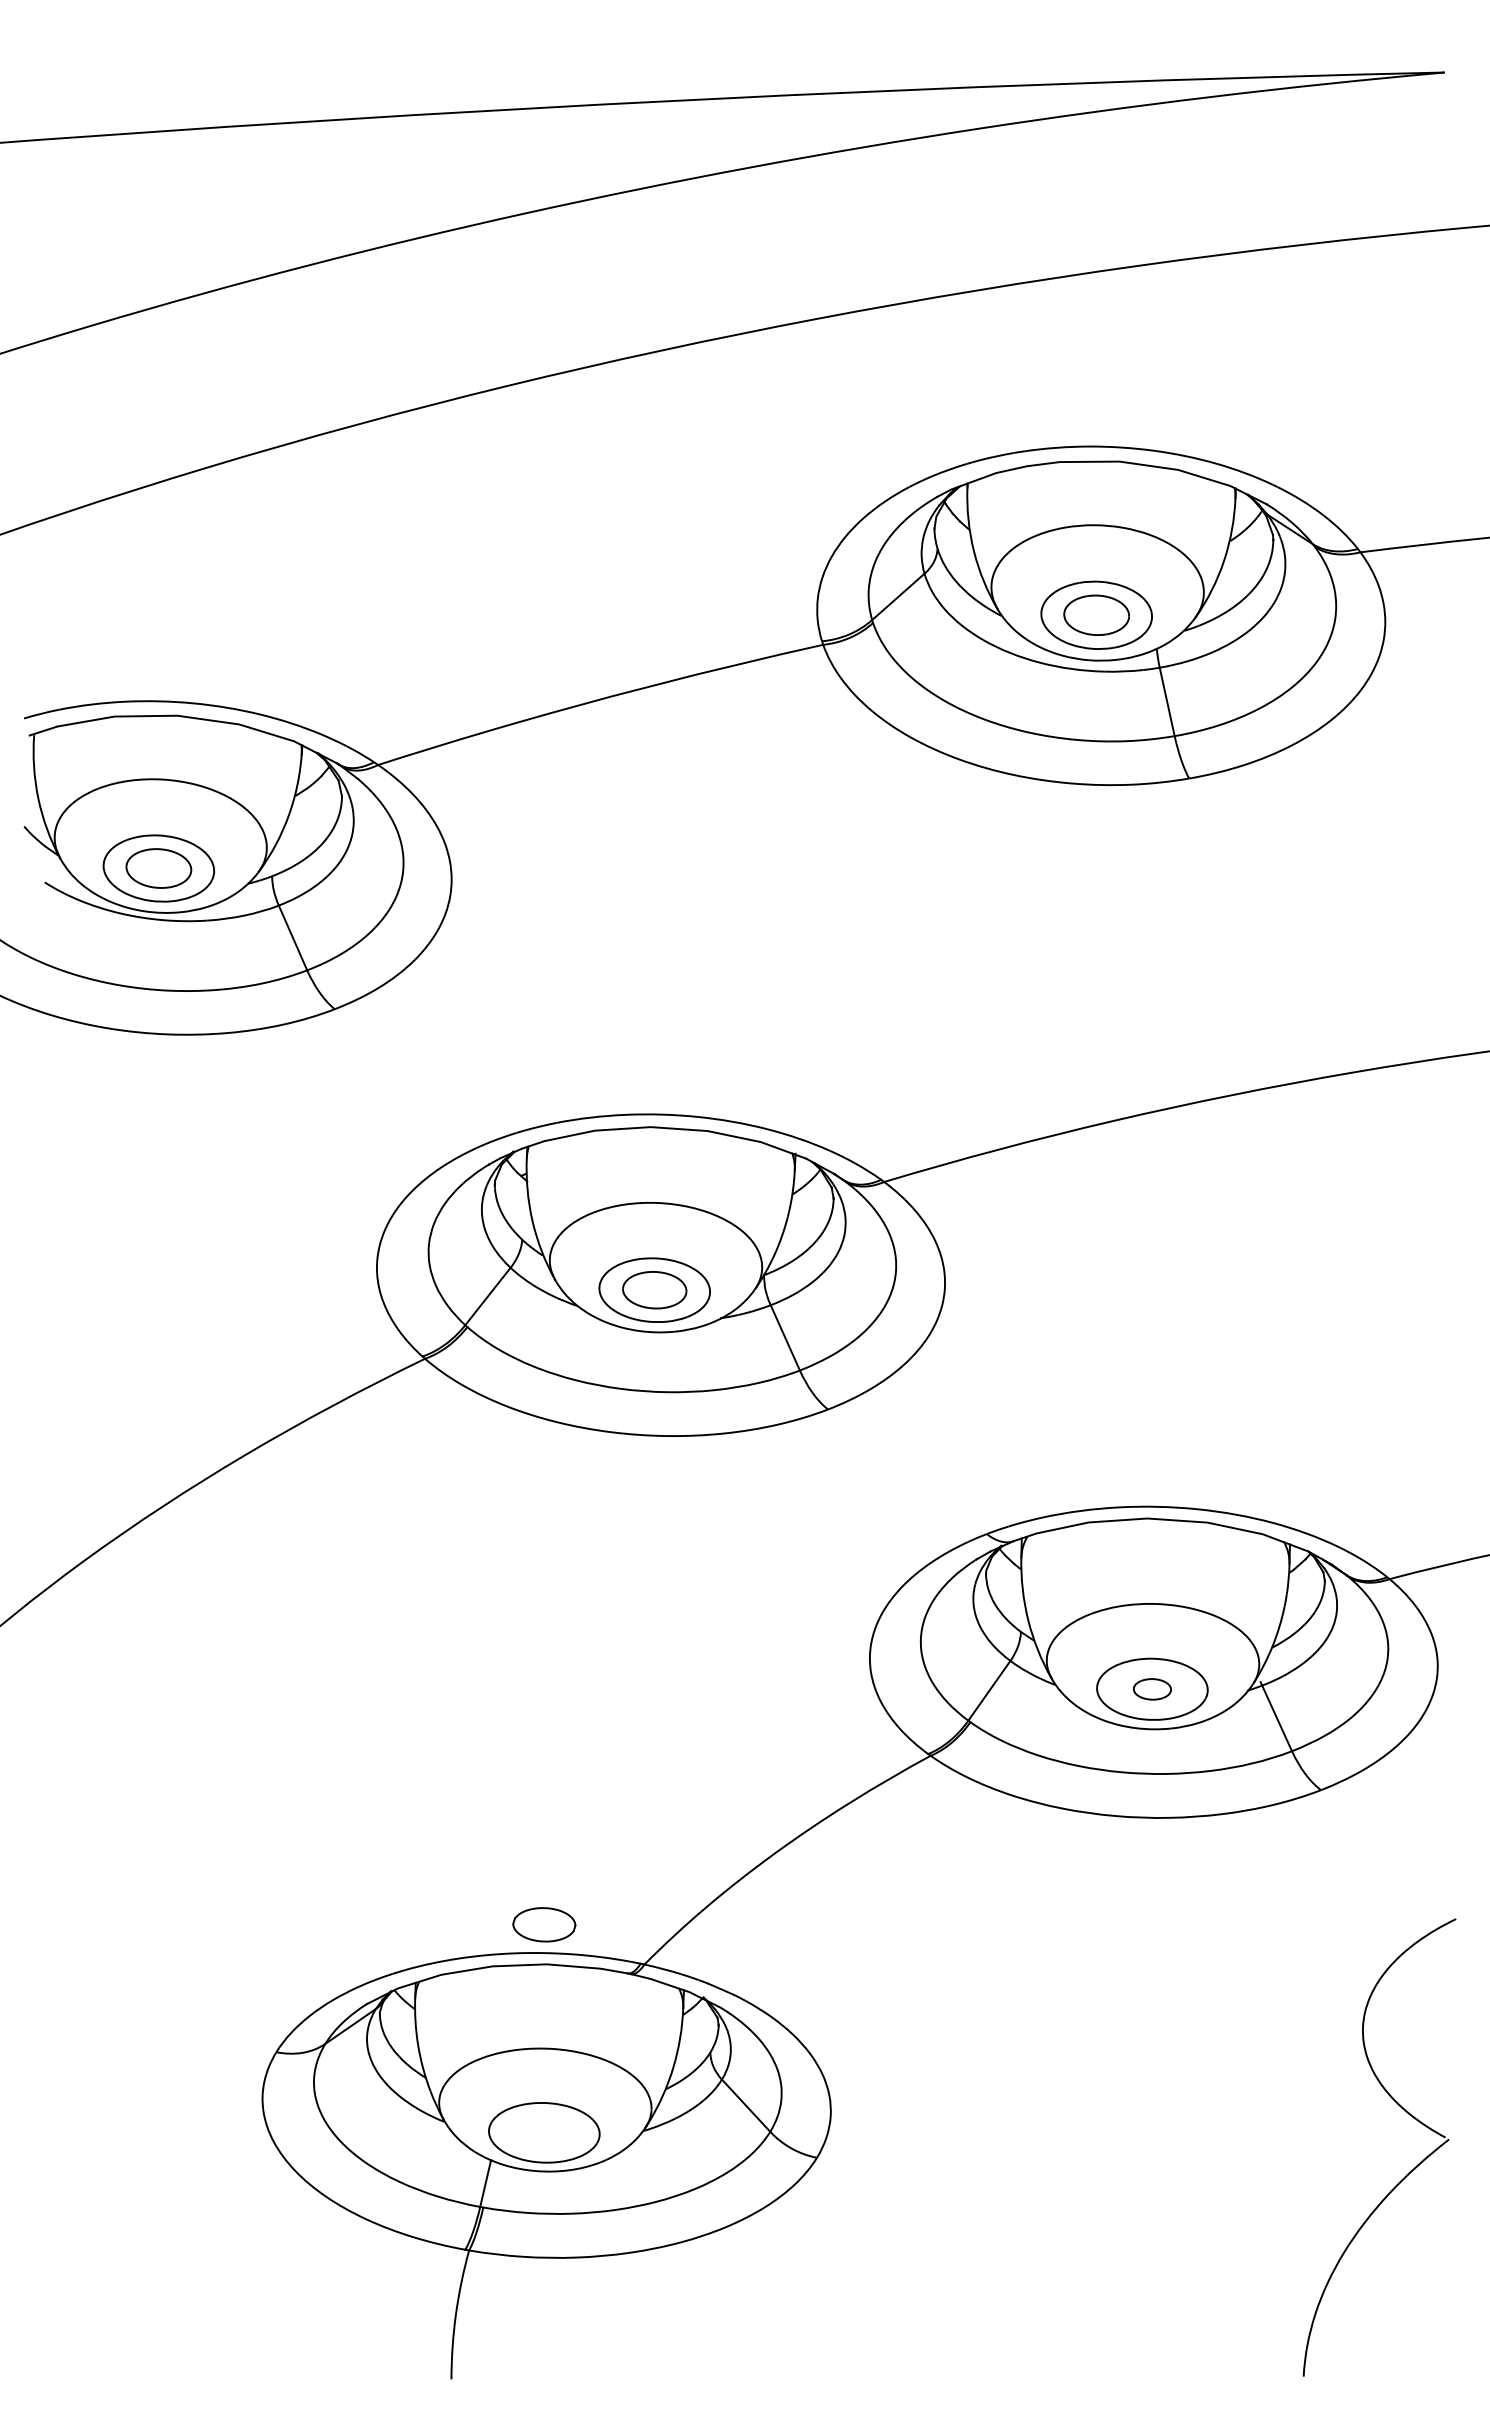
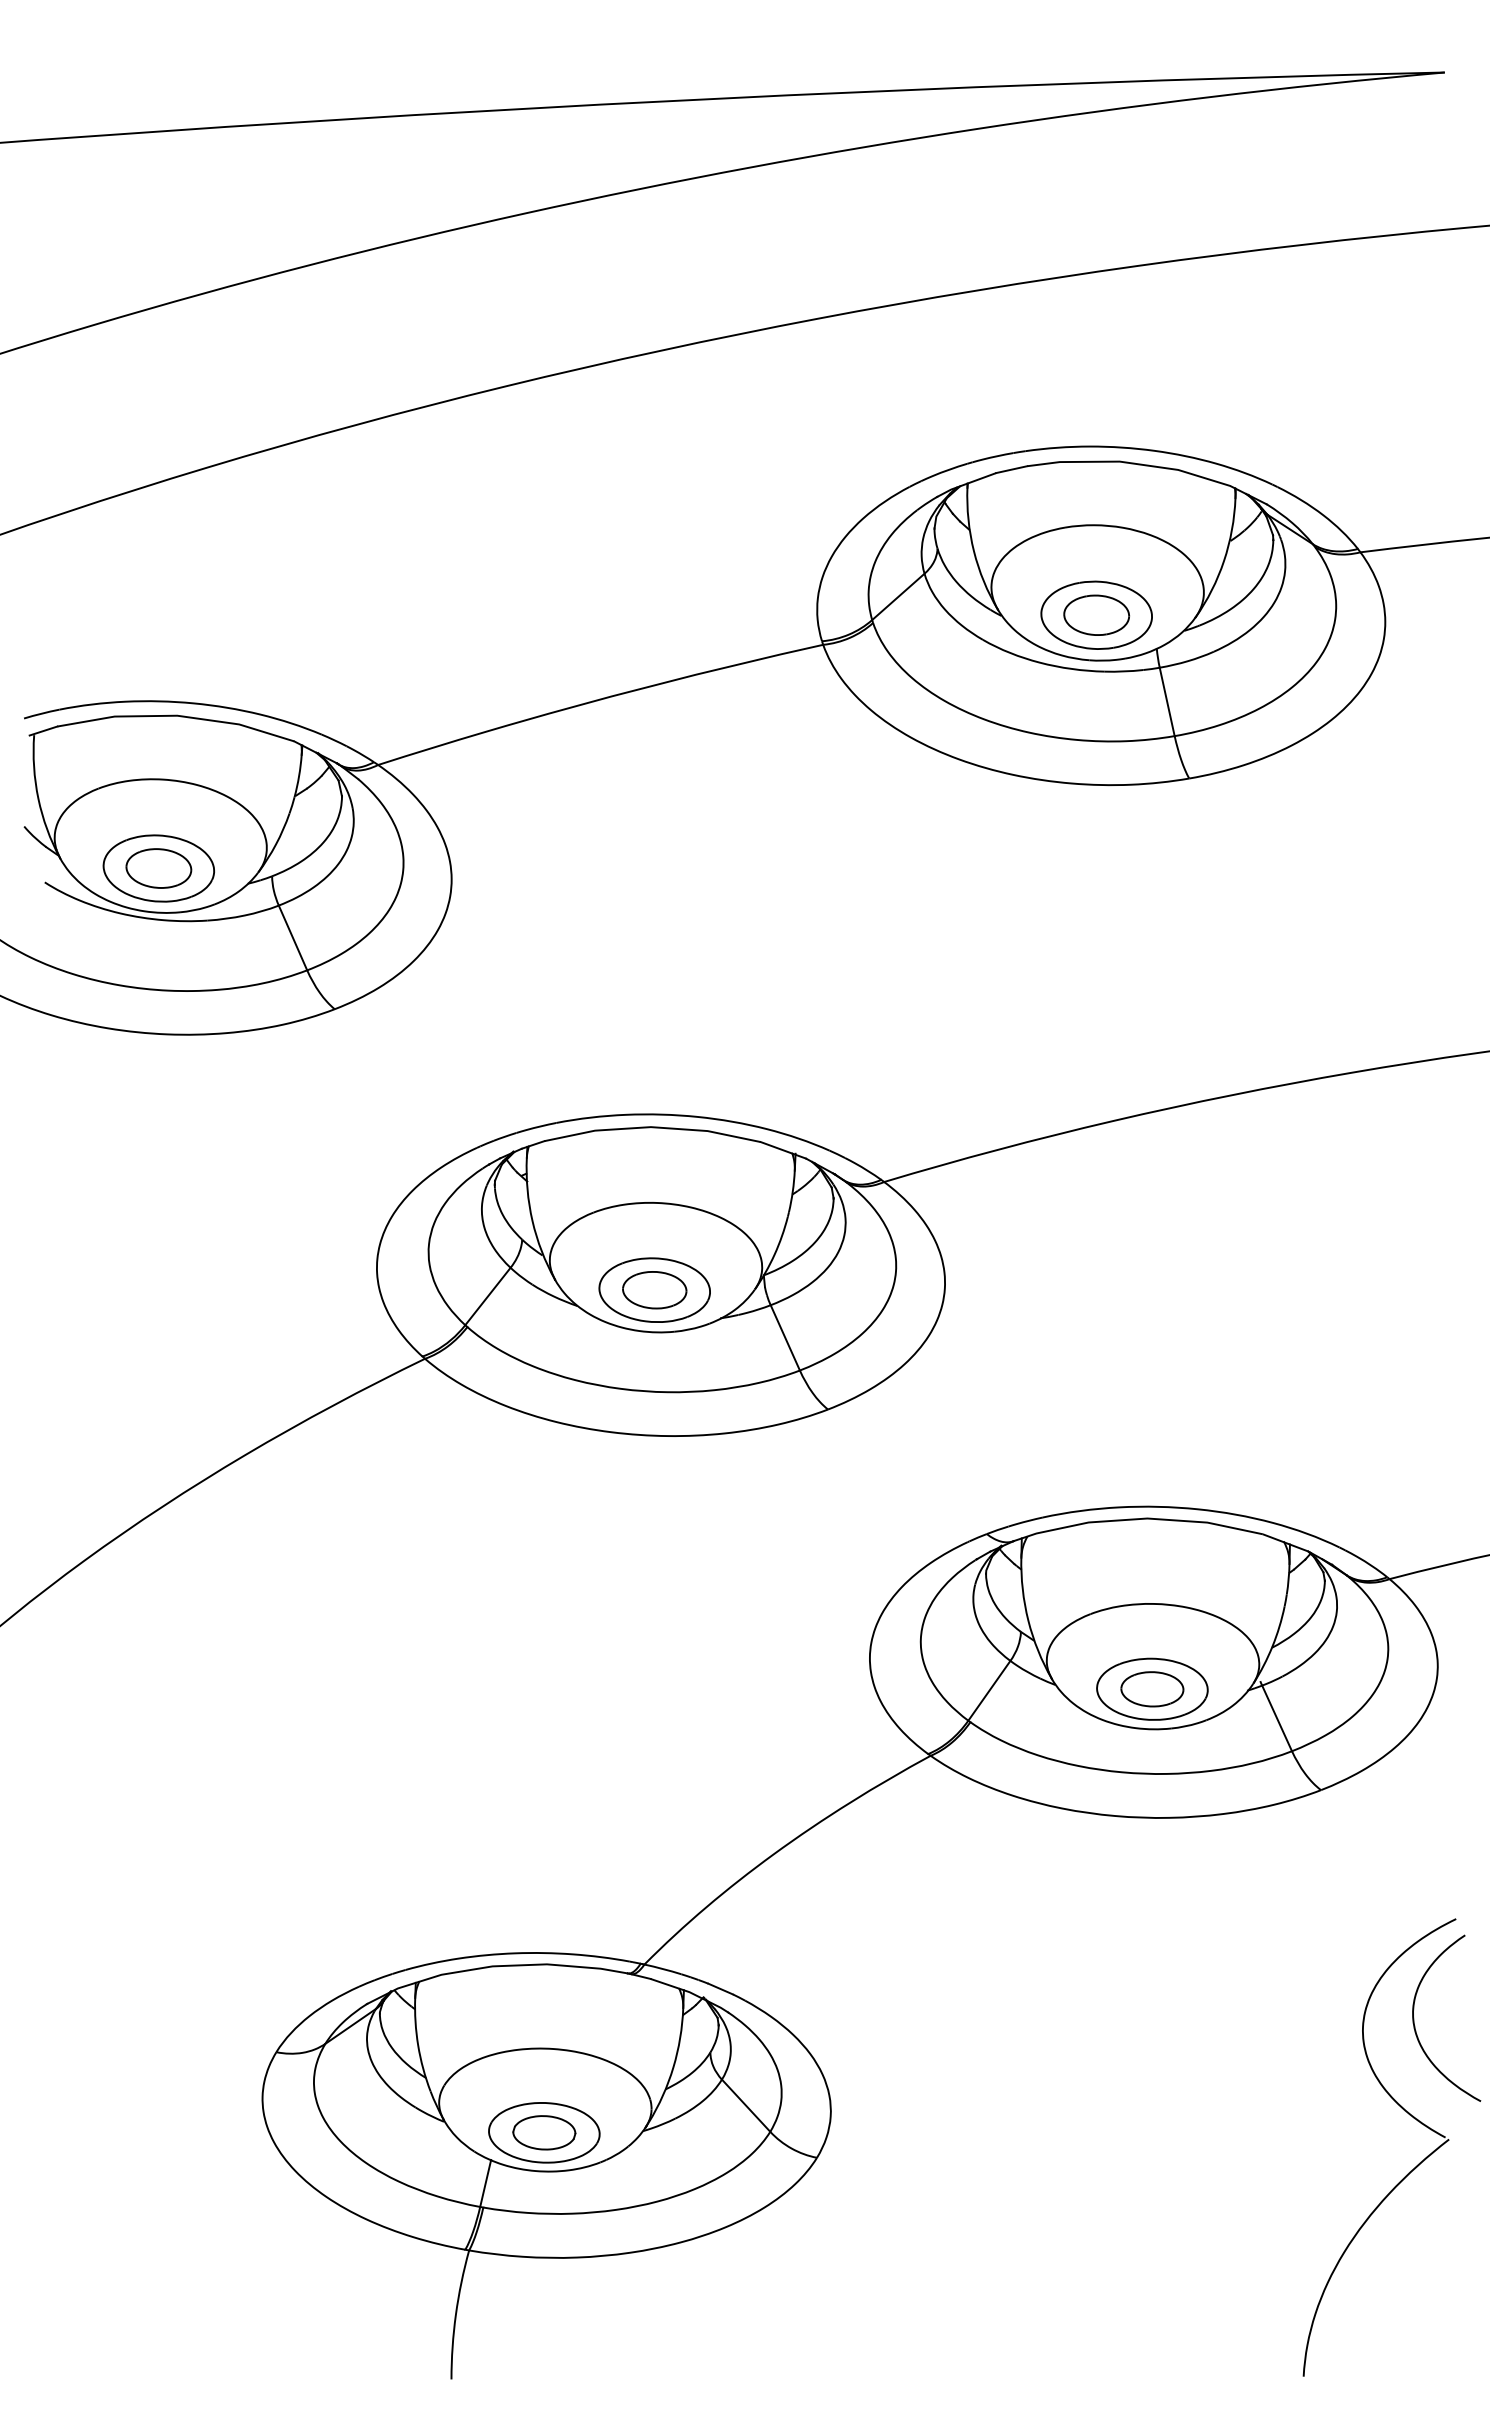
part size: 40x23 px -> 65x37 px (1152, 1689)
part position: (544, 1924) -> (544, 2132) (544, 2132)
curve: none -> present (1414, 2018)
